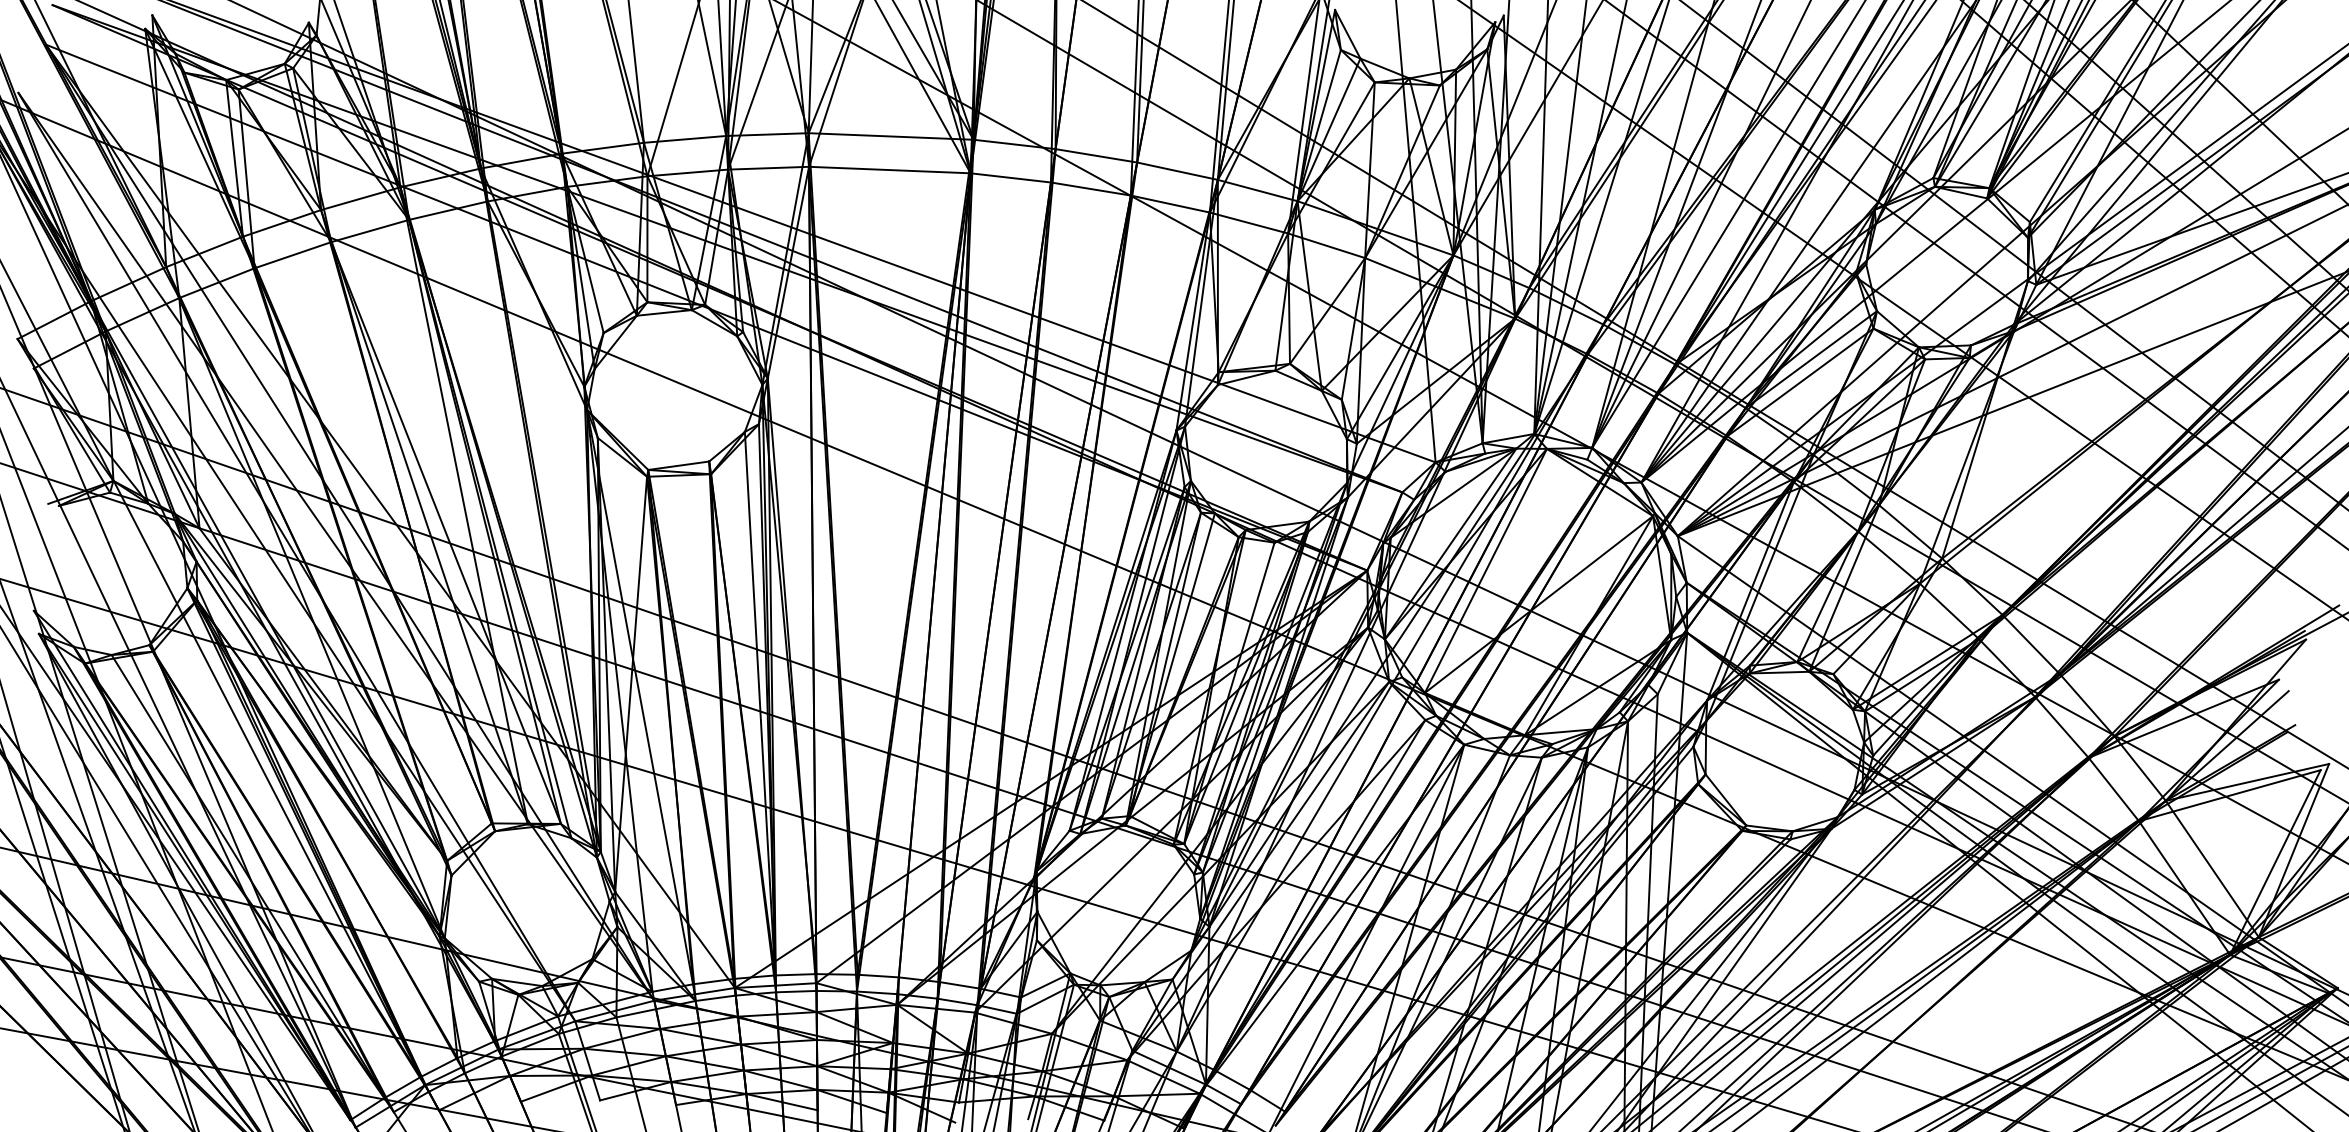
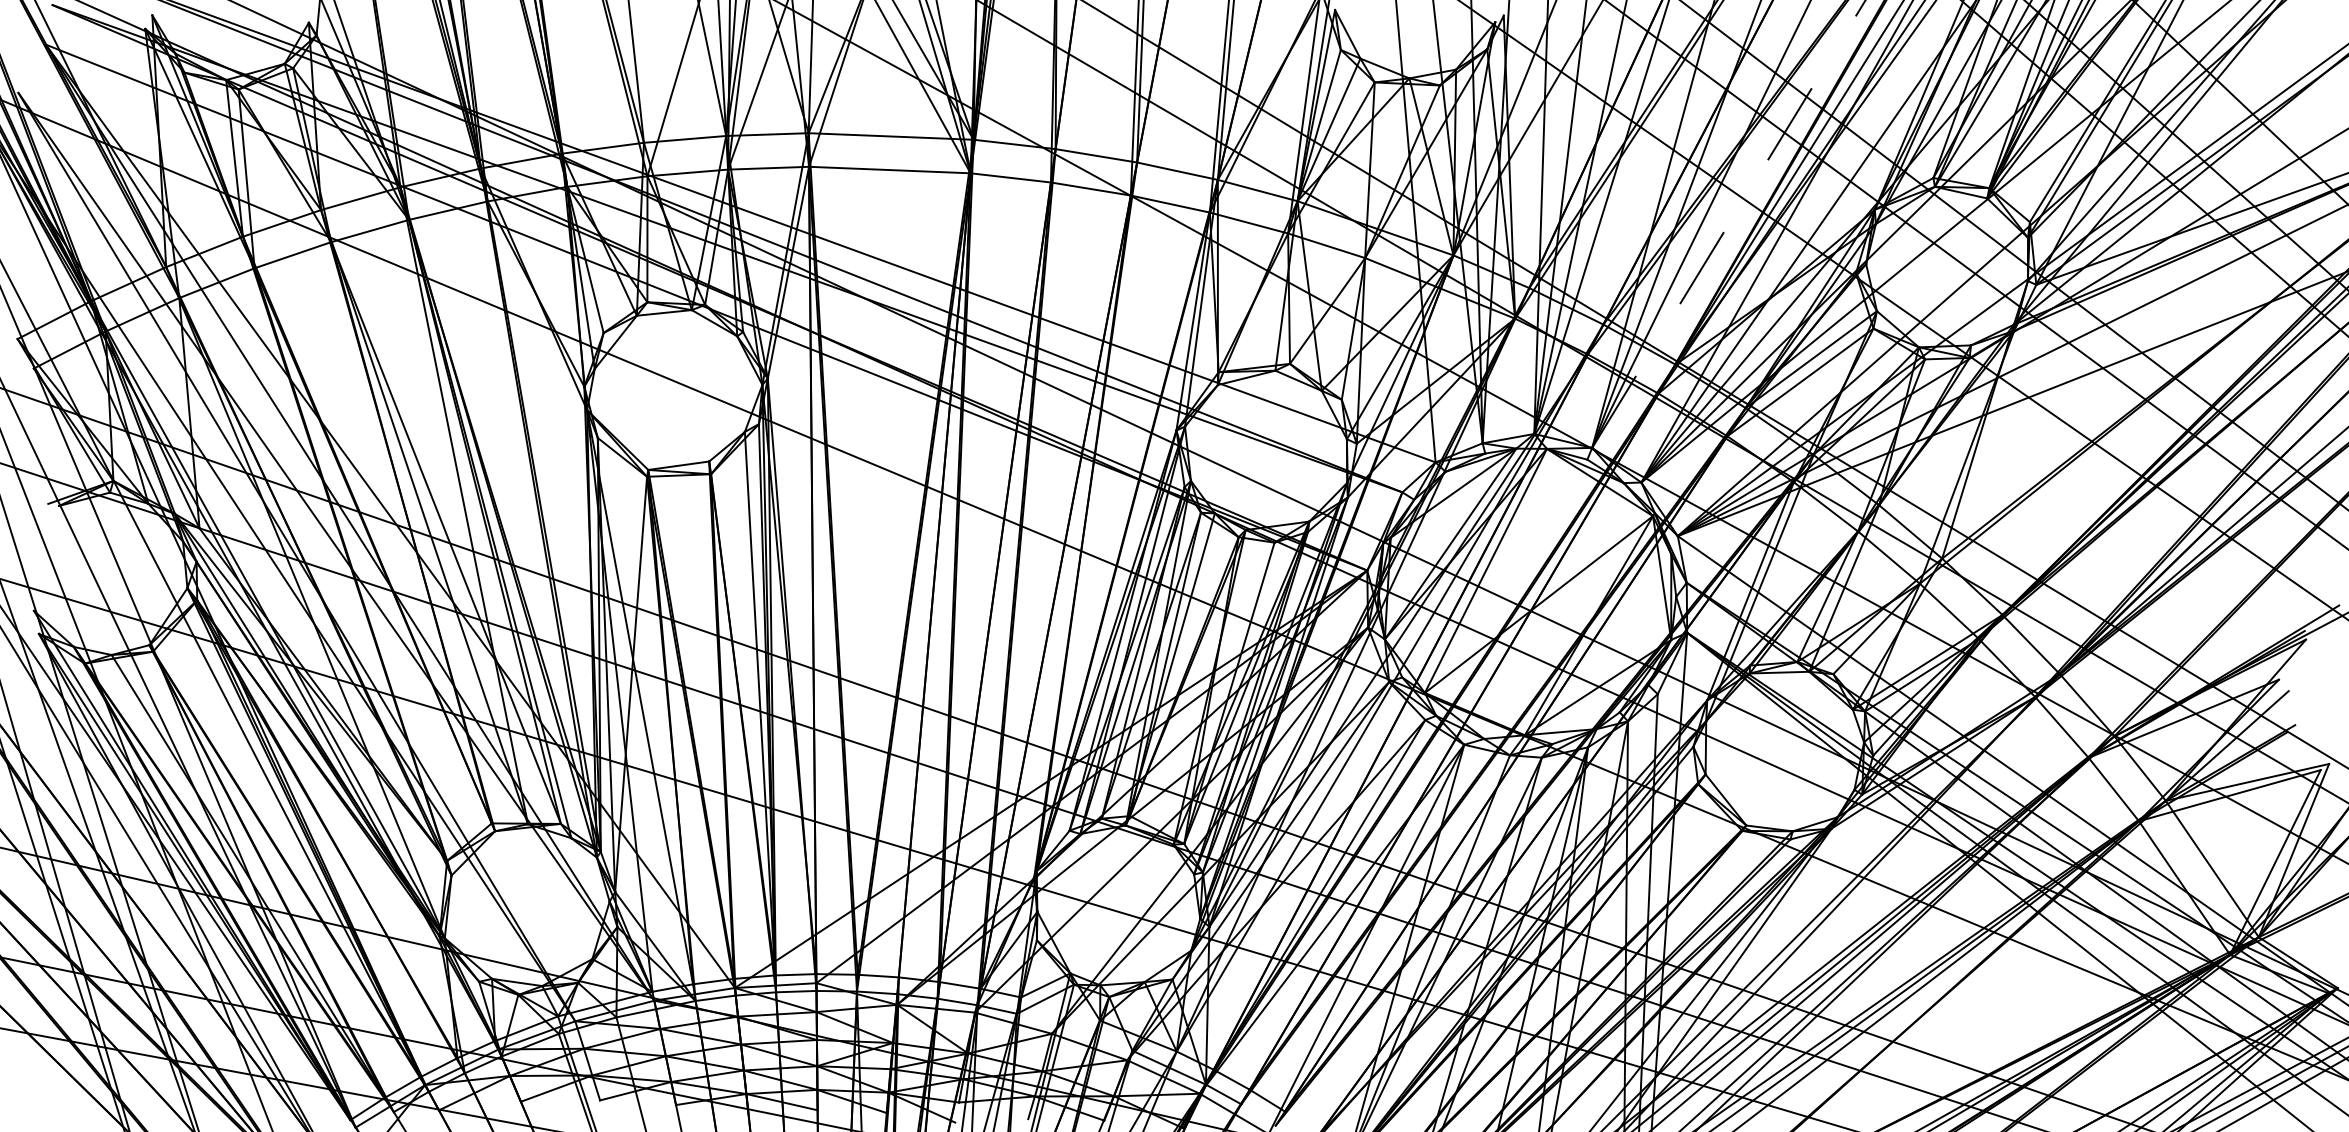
line: solid -> dashed (1728, 224)
